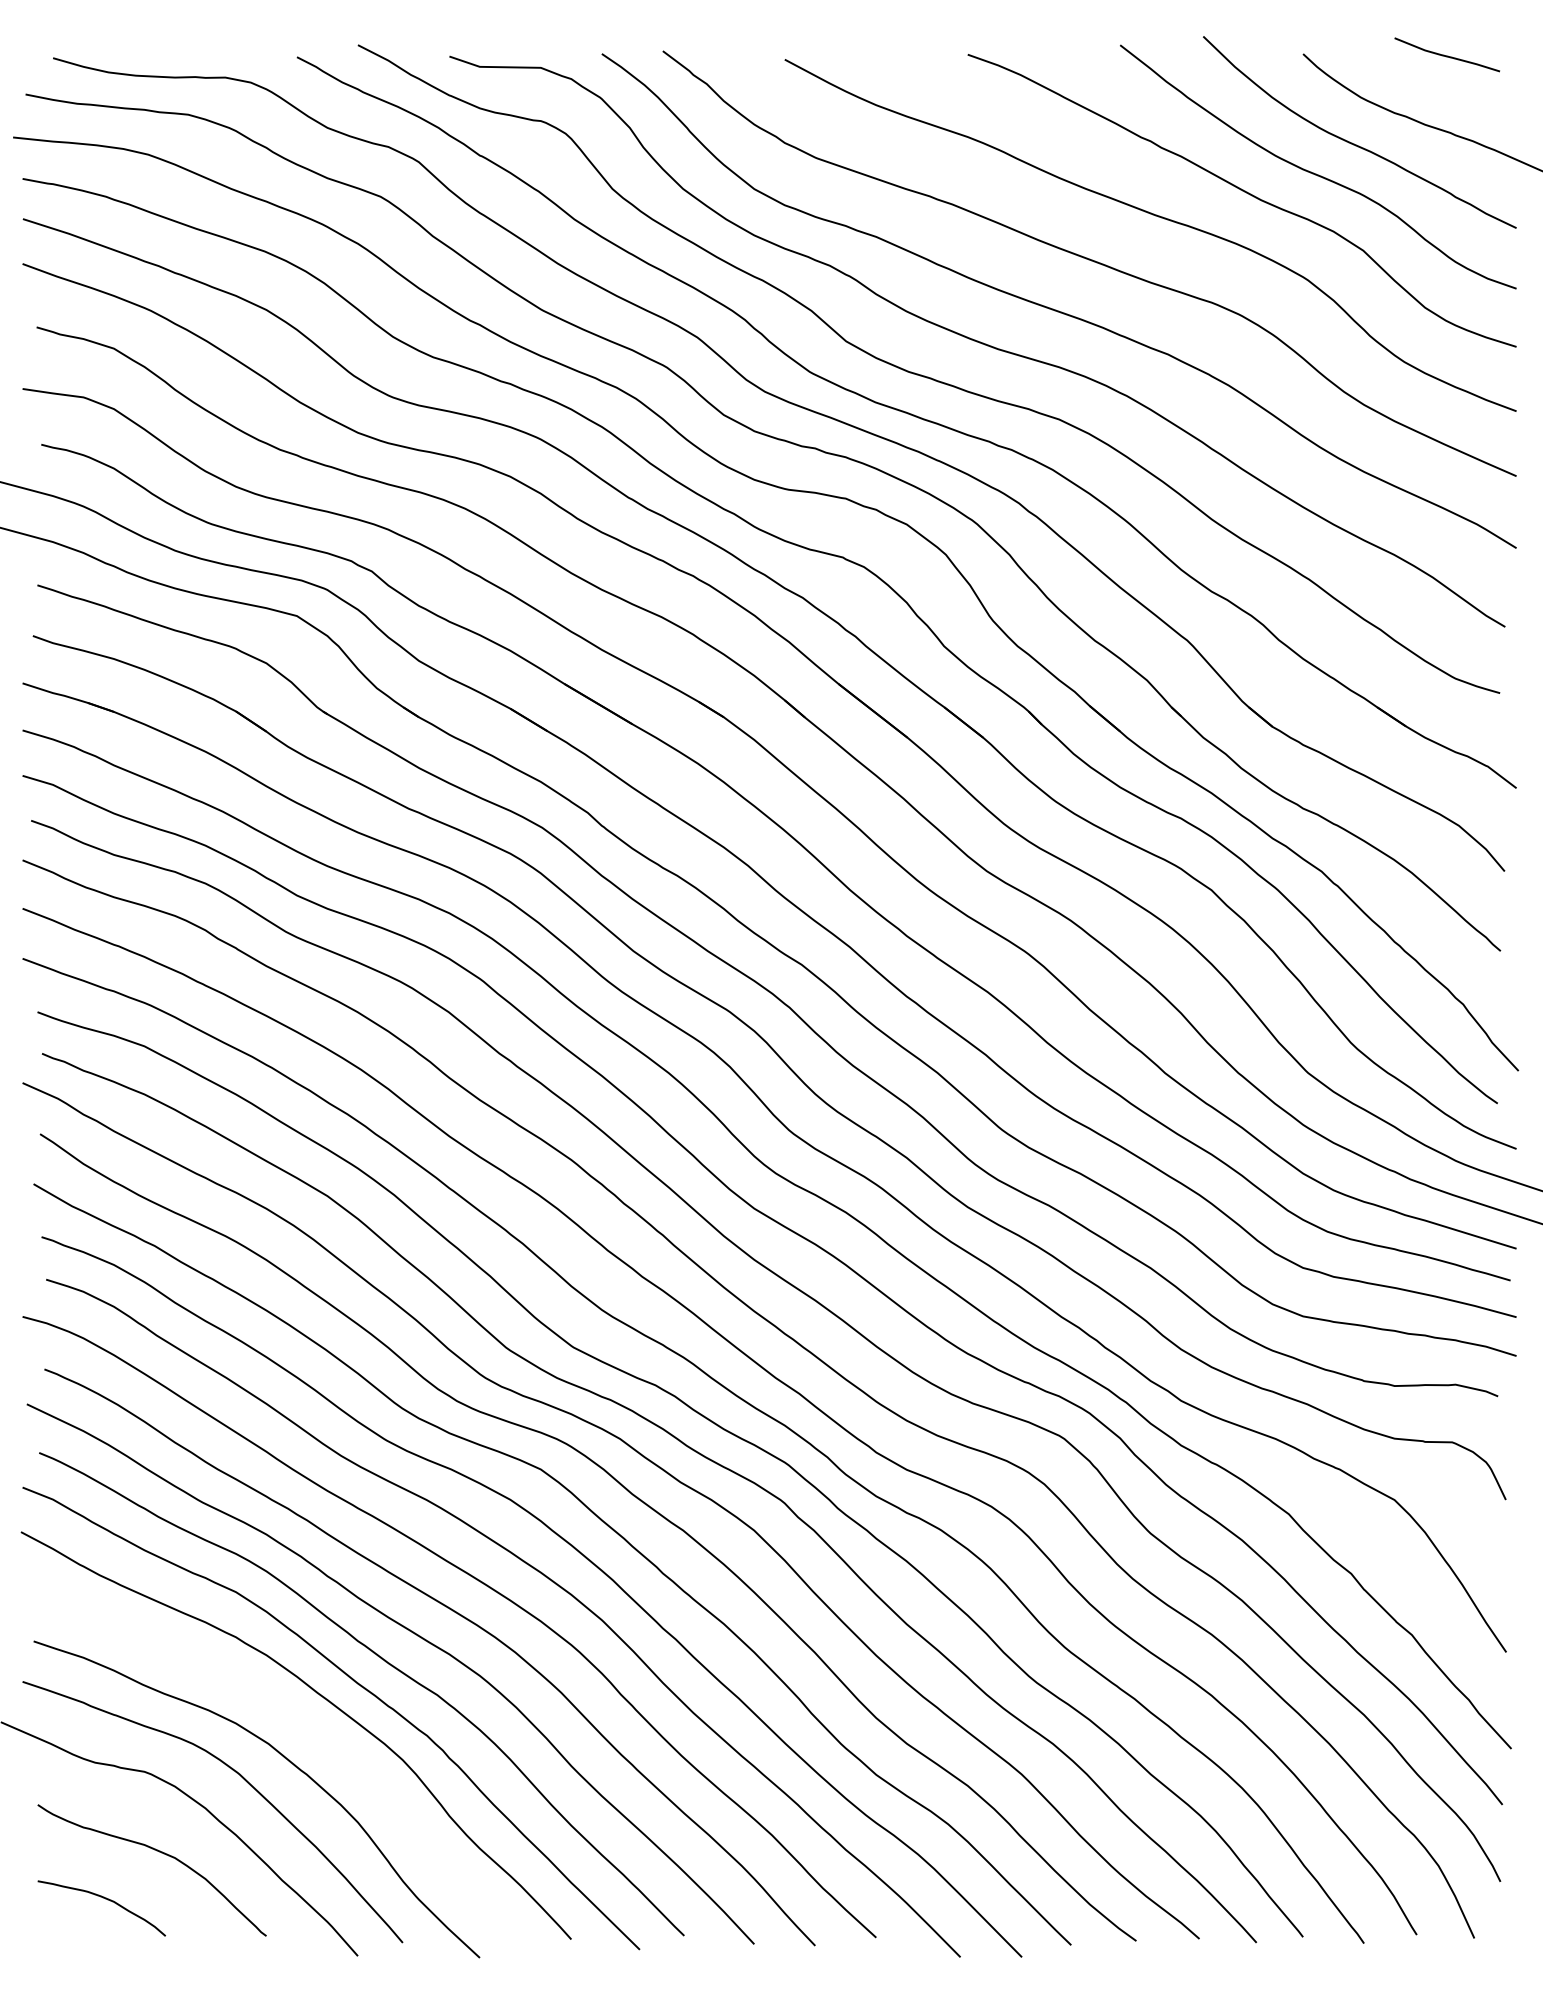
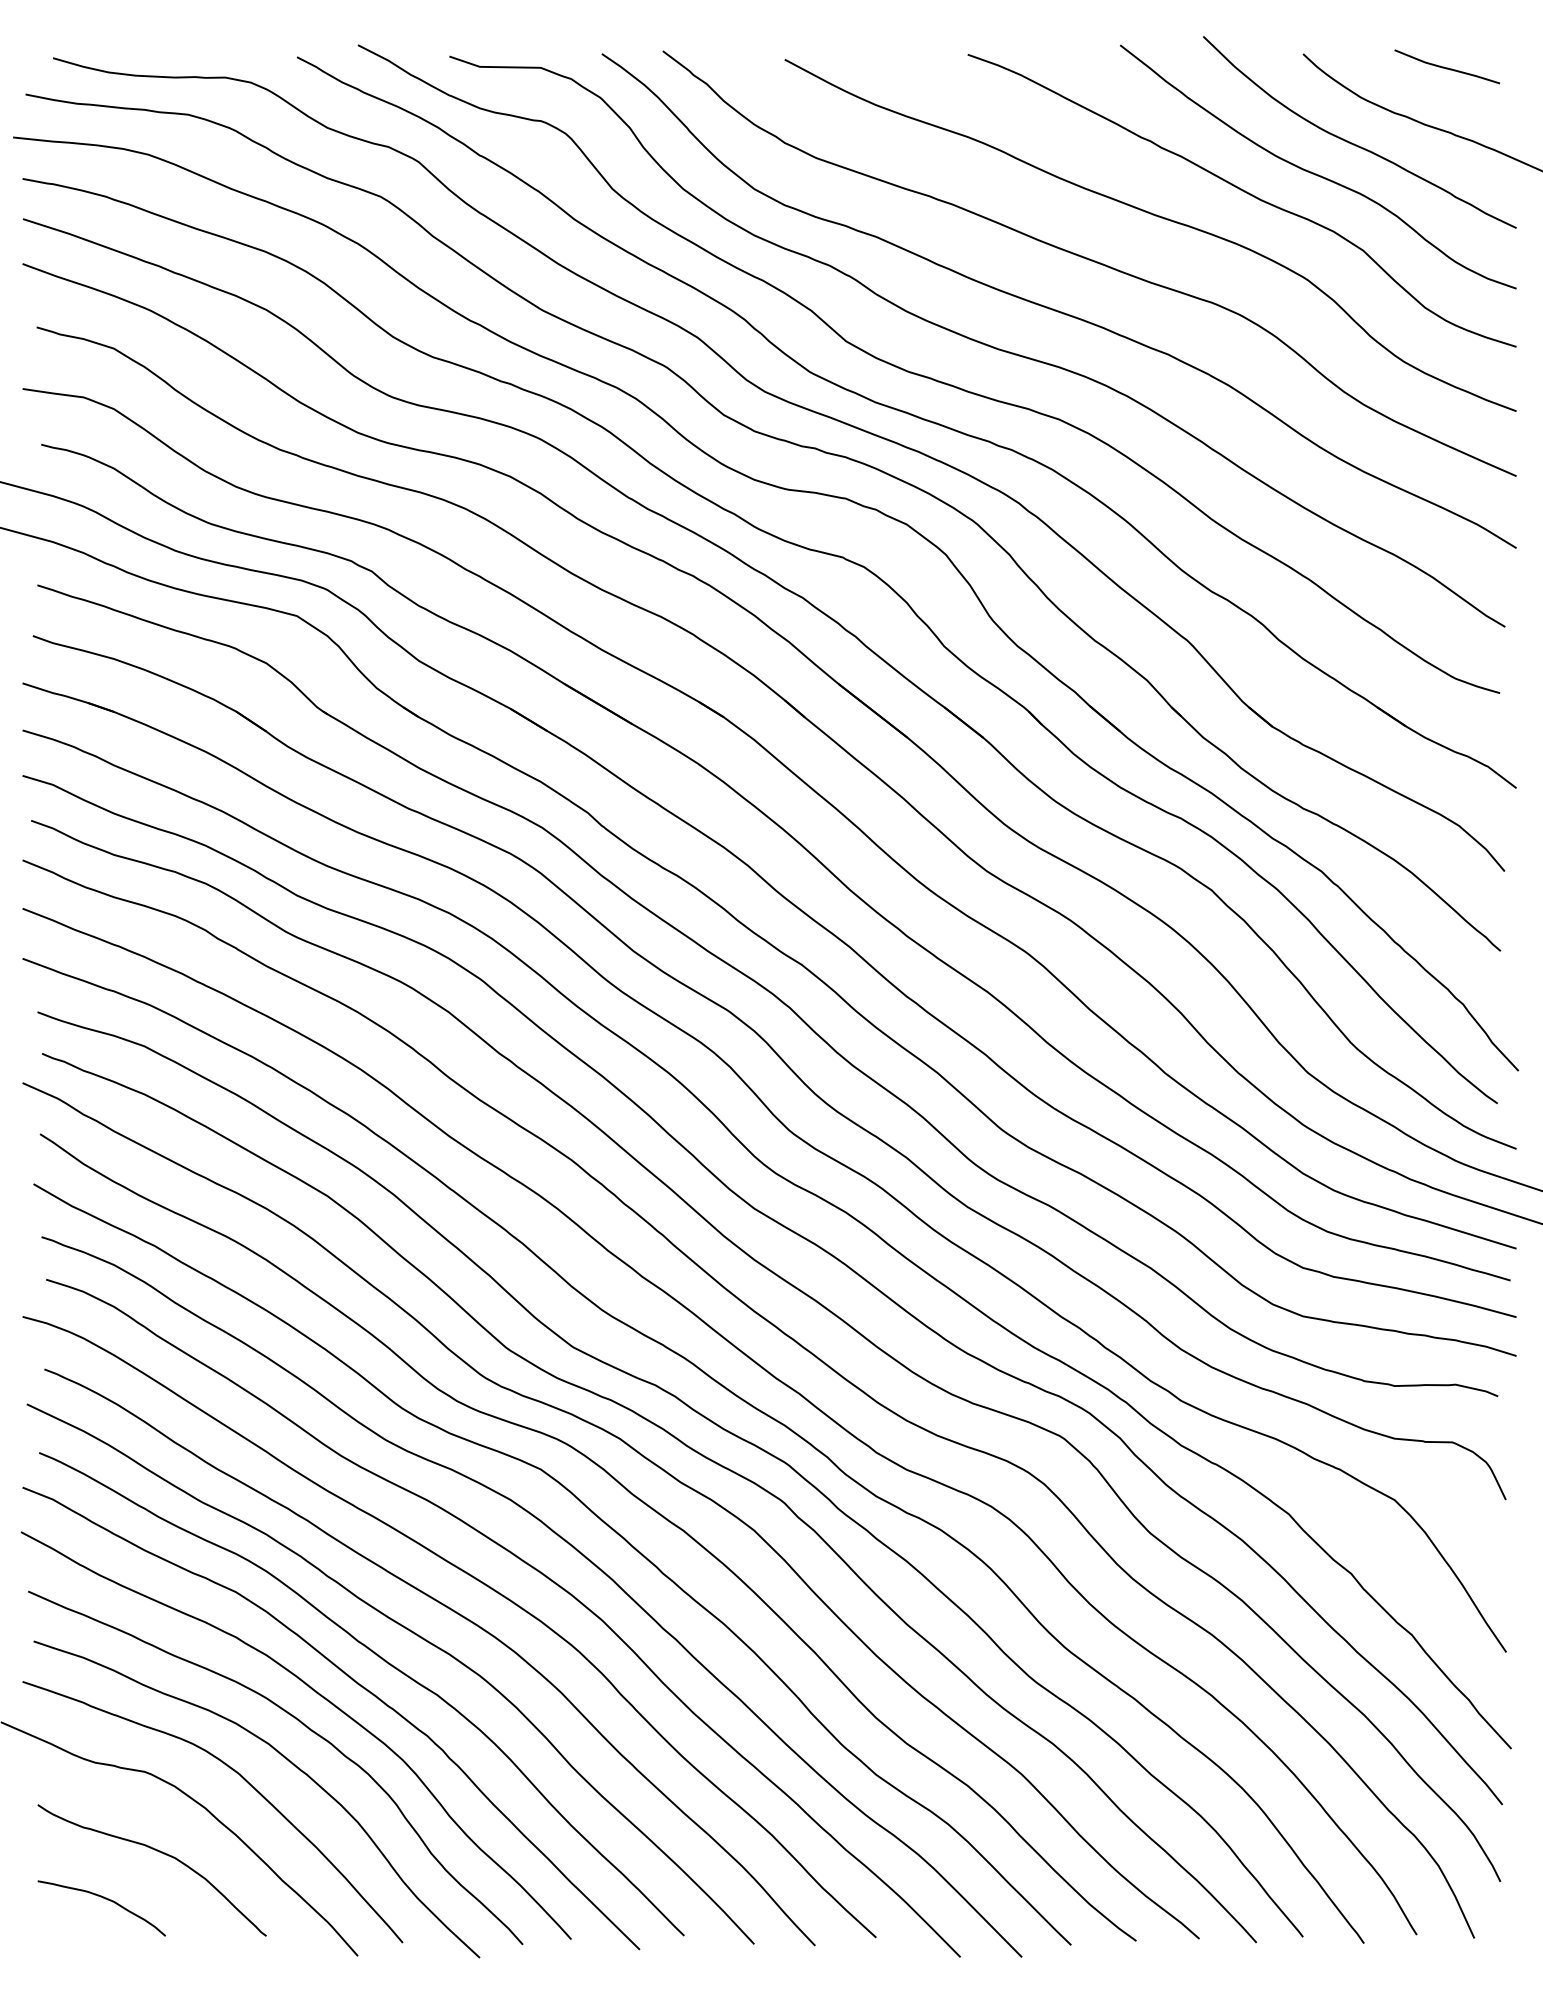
curve position: (1447, 55) -> (1447, 67) (1447, 67)
curve: none -> present (304, 1726)
